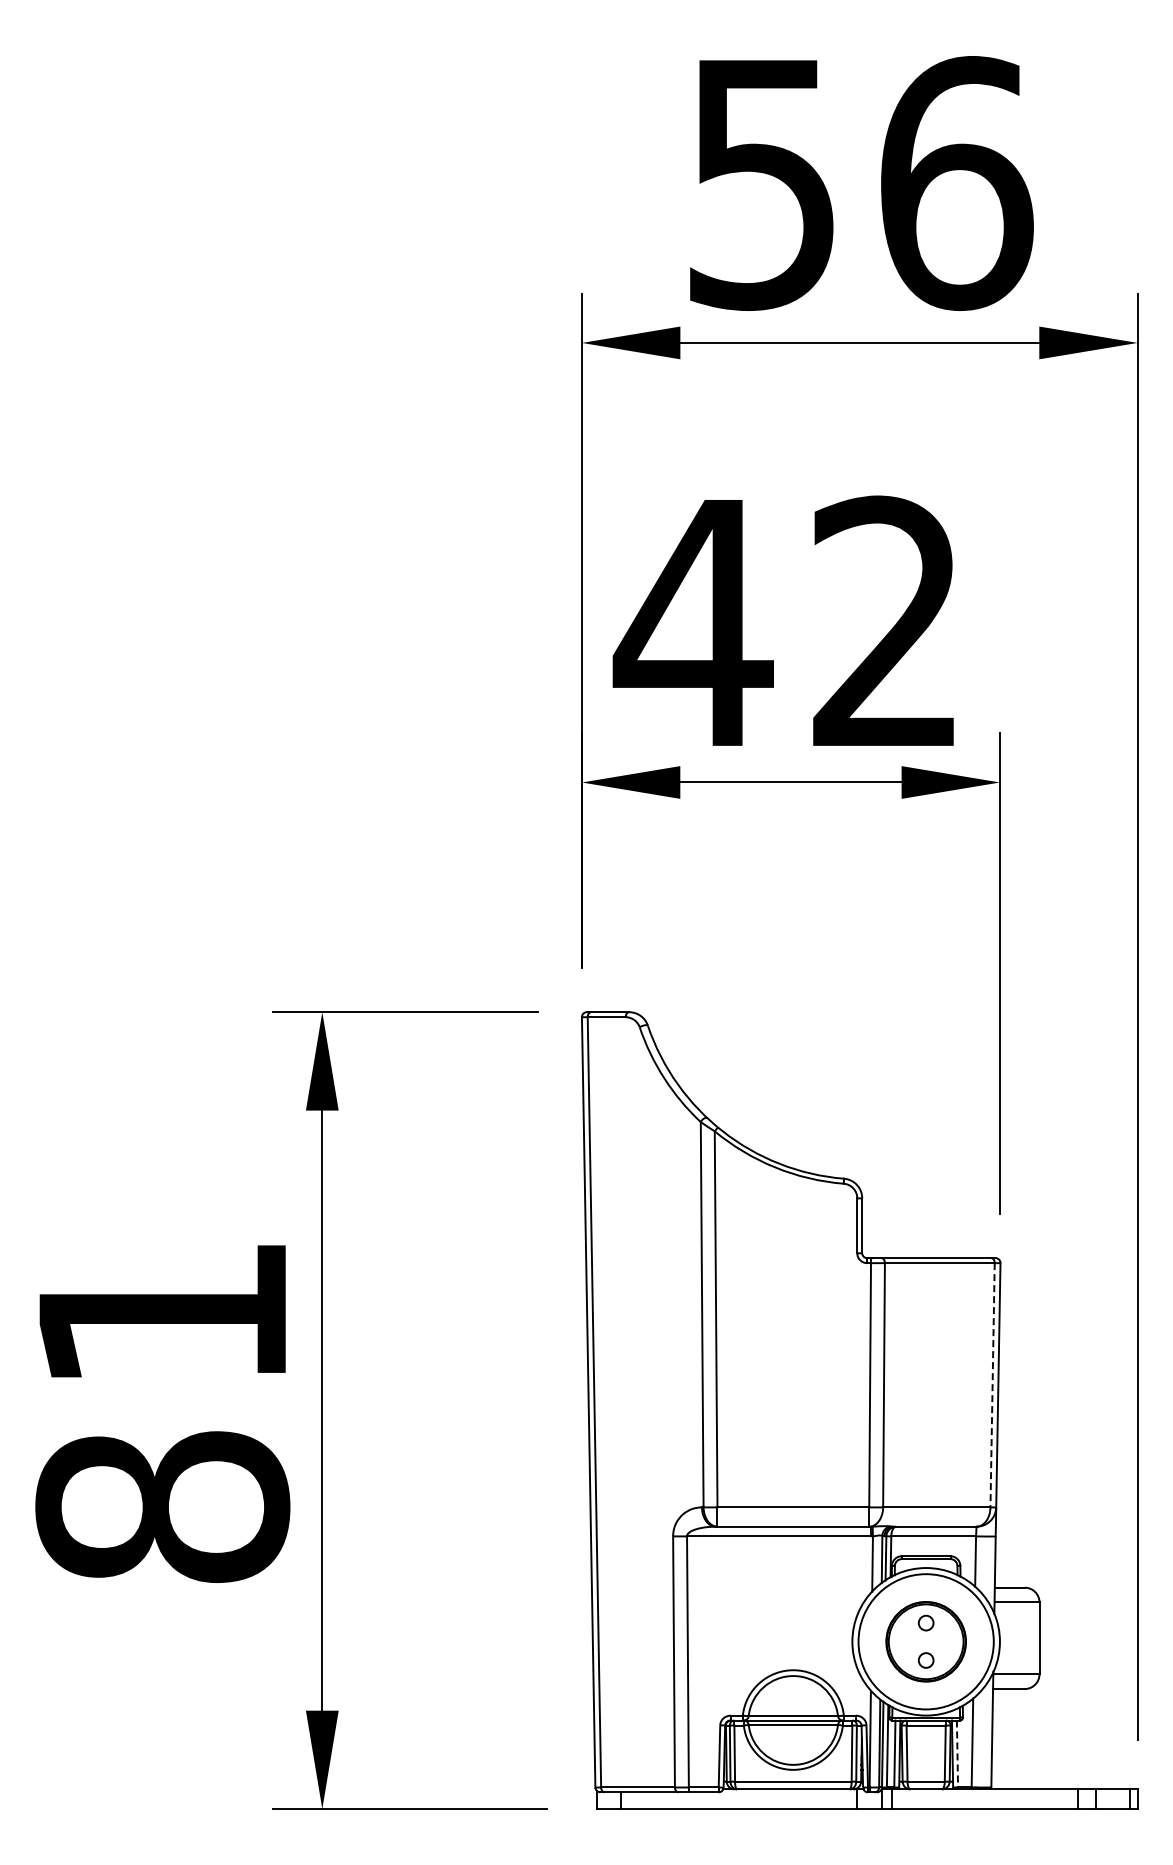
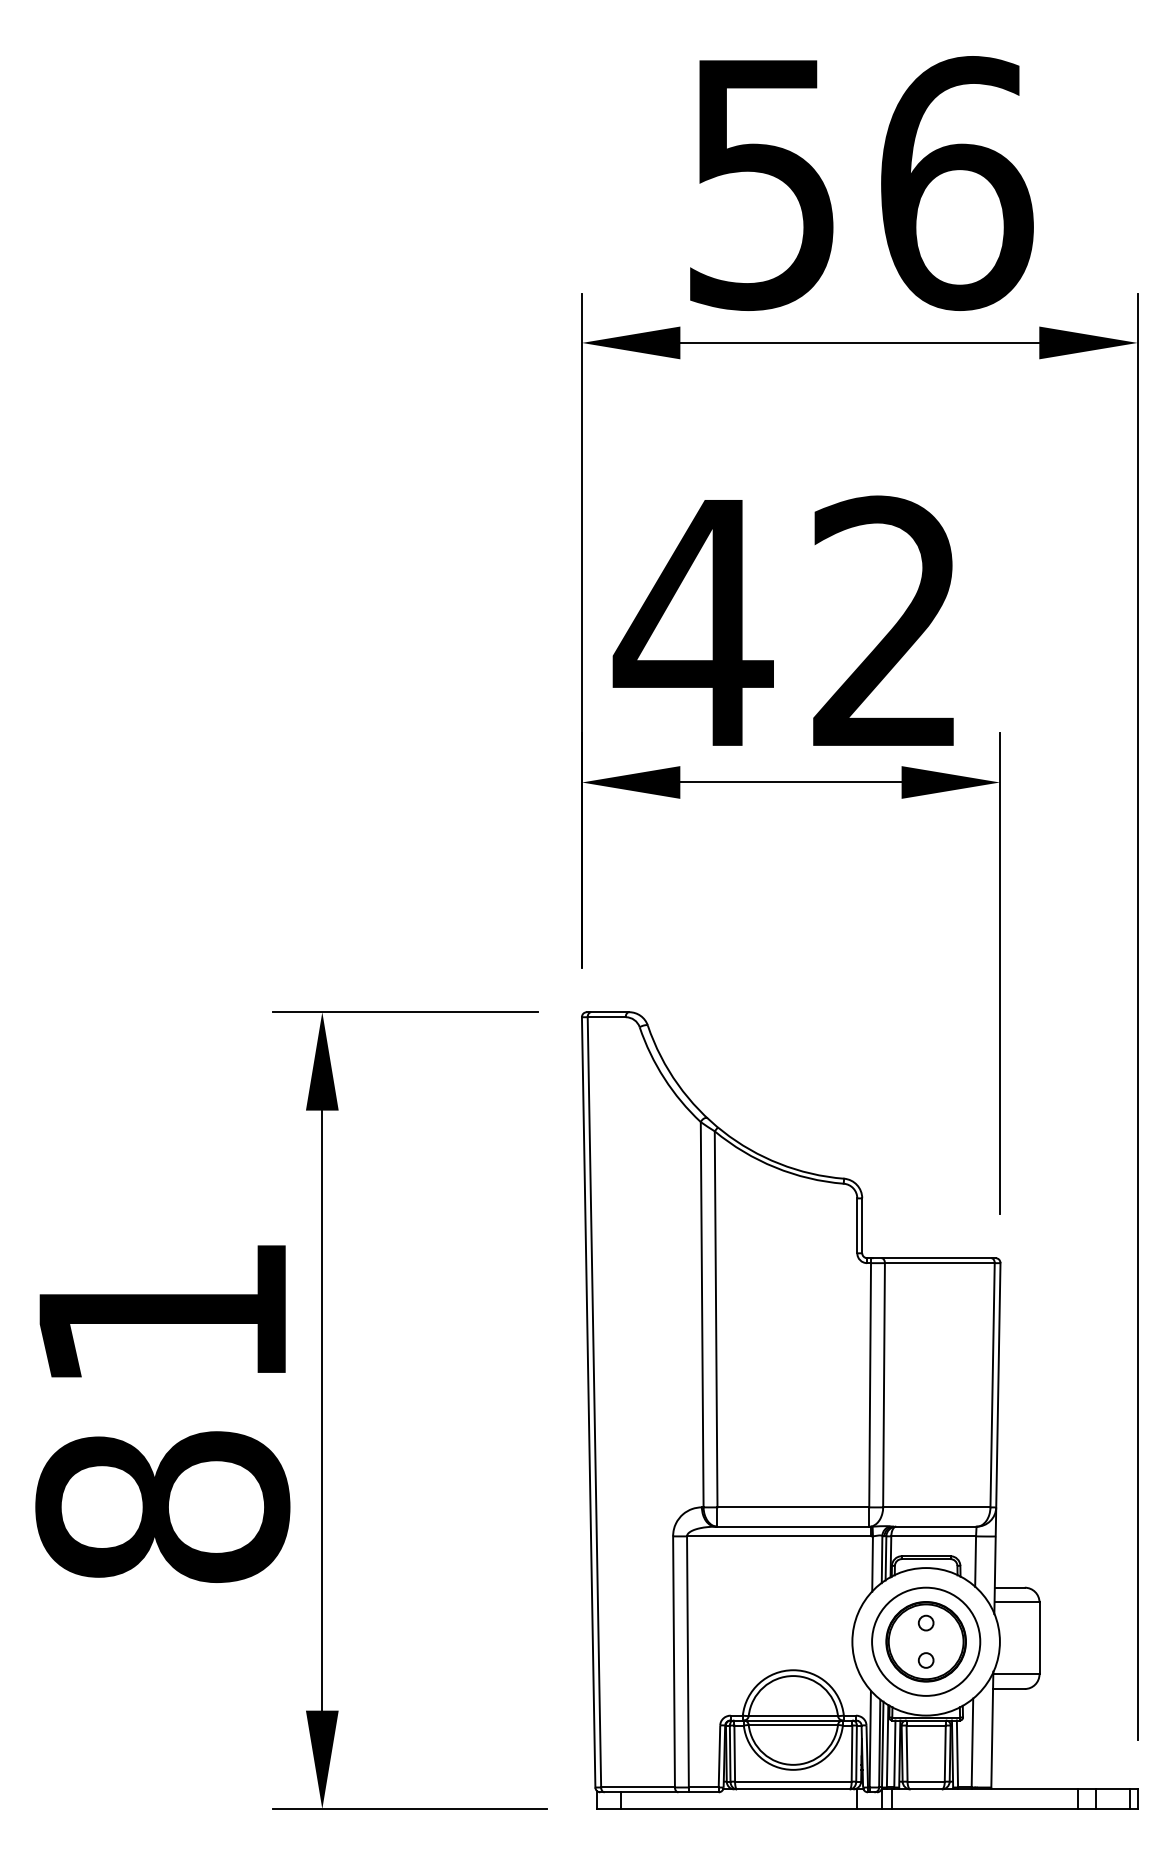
line: dashed -> solid (992, 1385)
circle diameter: 135 px -> 108 px (926, 1641)
line: dashed -> solid (957, 1753)
